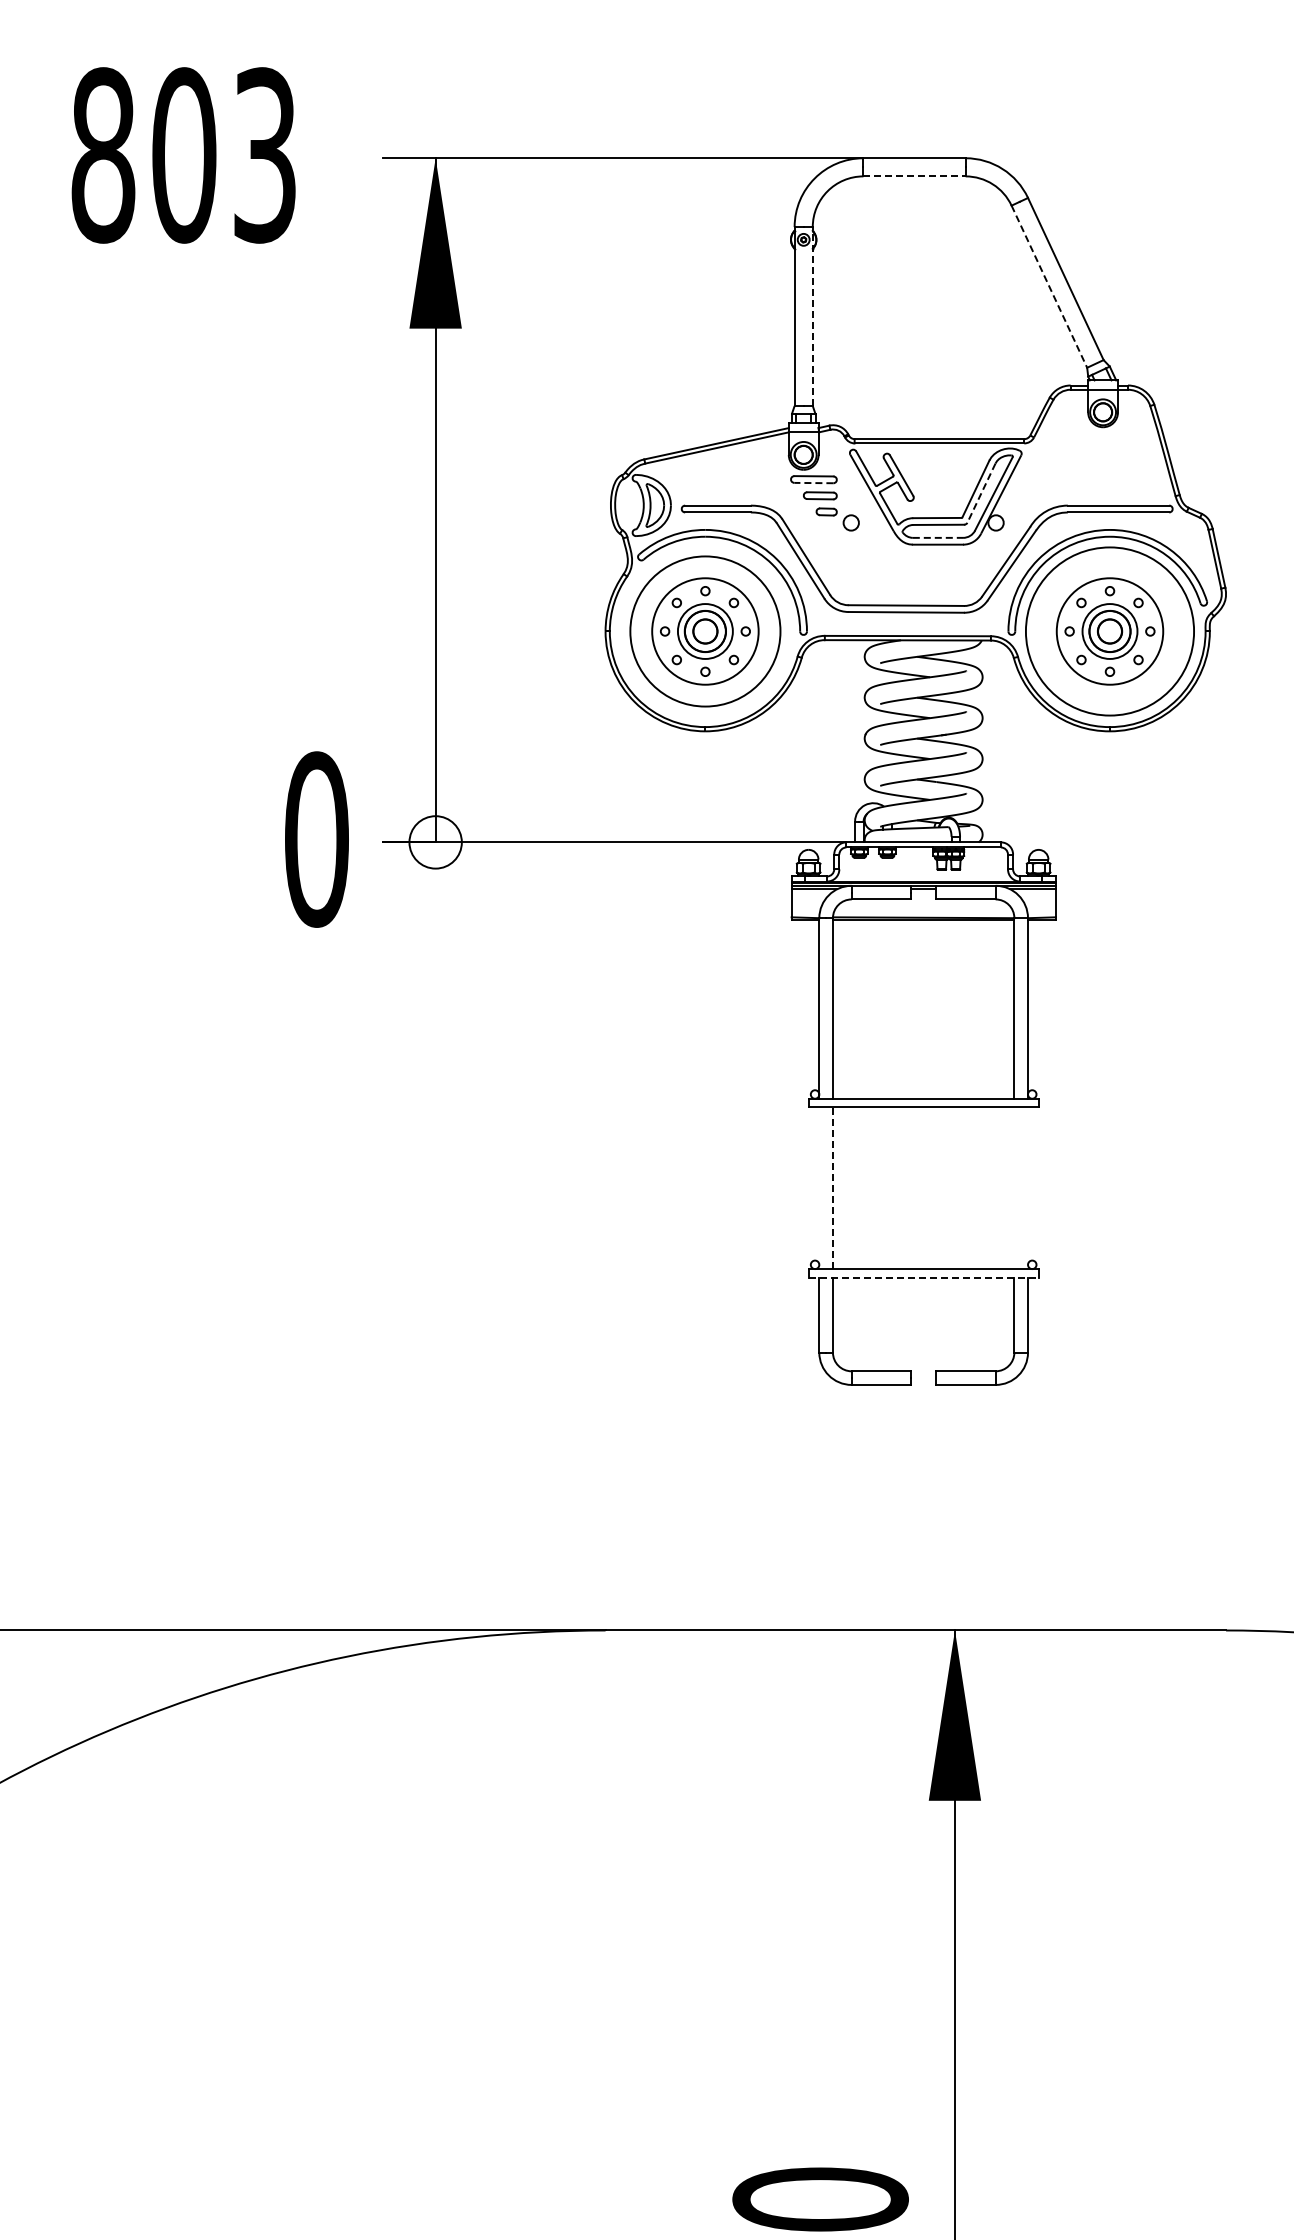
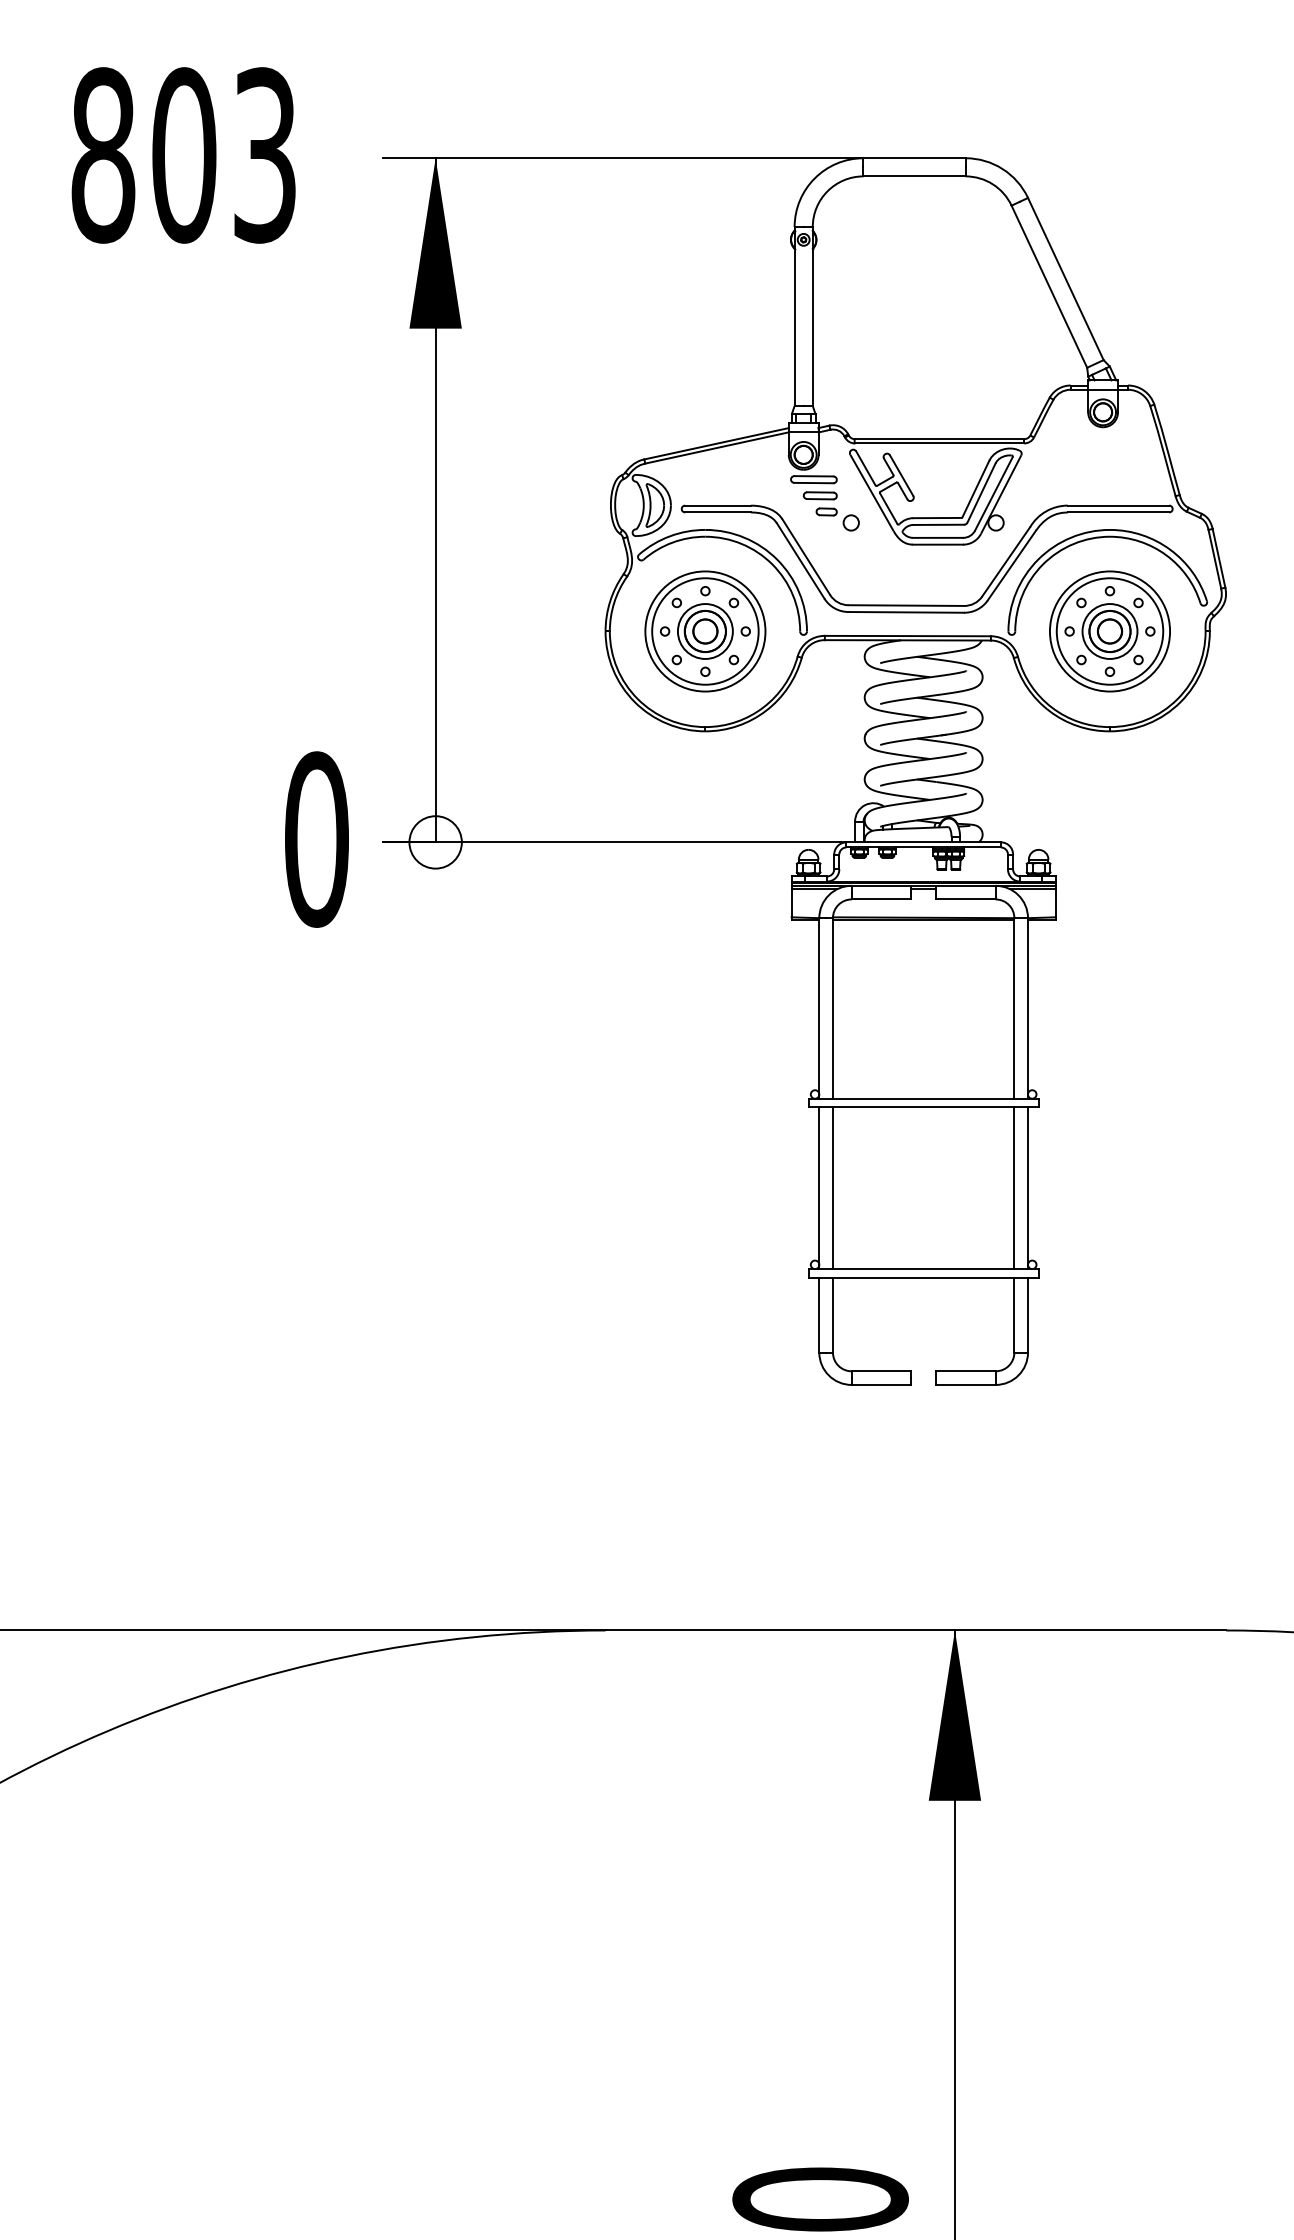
line: dashed -> solid (915, 176)
line: dashed -> solid (1049, 287)
line: dashed -> solid (812, 316)
line: dashed -> solid (813, 483)
line: dashed -> solid (981, 493)
line: dashed -> solid (938, 537)
circle diameter: 150 px -> 120 px (705, 631)
circle diameter: 168 px -> 120 px (1109, 631)
line: none -> present (819, 1188)
line: dashed -> solid (832, 1188)
line: none -> present (1014, 1188)
line: none -> present (1028, 1188)
line: dashed -> solid (923, 1277)
